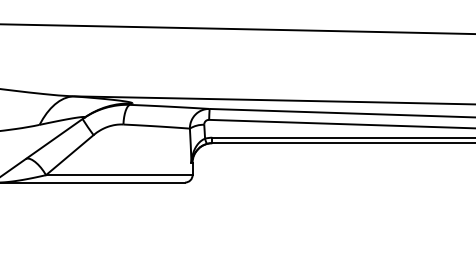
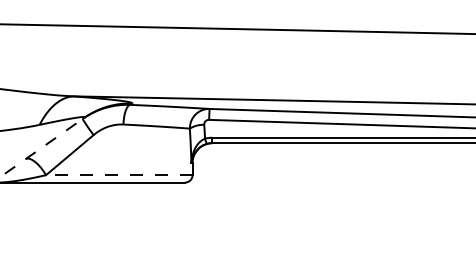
line: solid -> dashed (43, 146)
line: solid -> dashed (118, 175)
